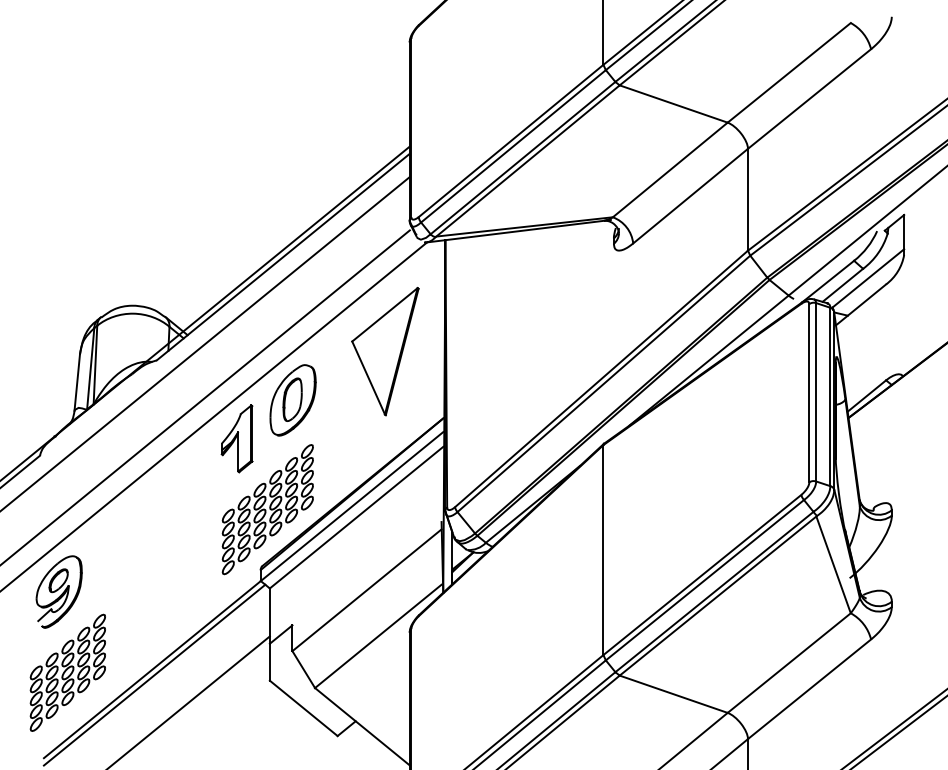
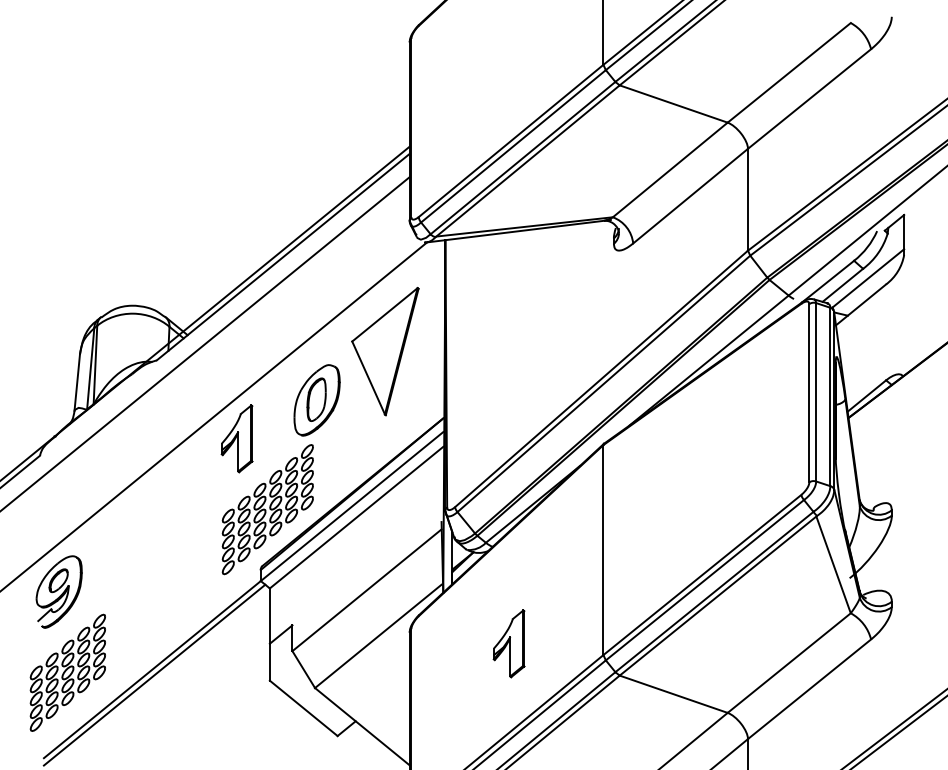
line: present -> none (205, 396)
part position: (292, 400) -> (316, 400) (316, 400)
part: none -> present (508, 643)
line: present -> none (189, 701)
